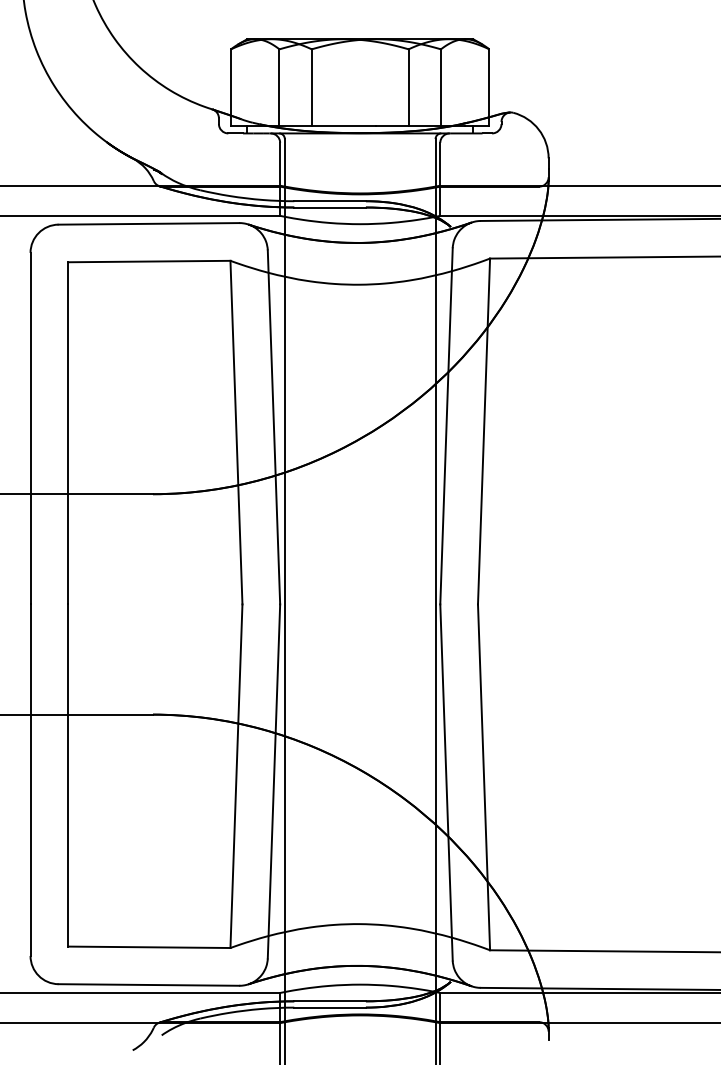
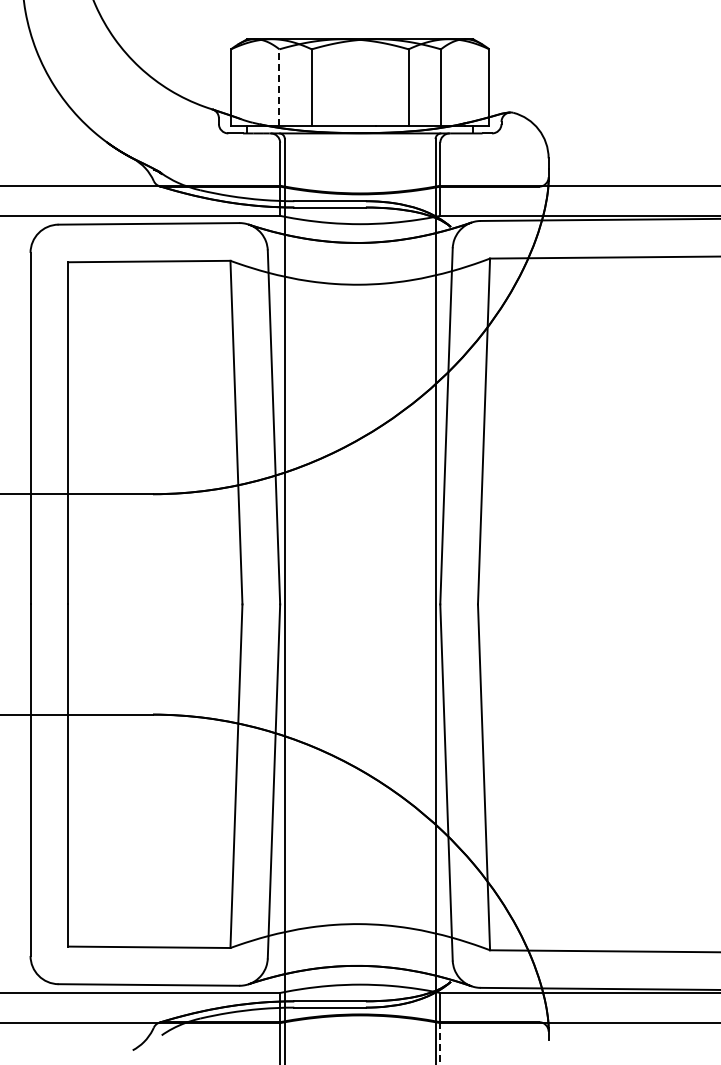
line: solid -> dashed (279, 87)
line: solid -> dashed (440, 1044)
